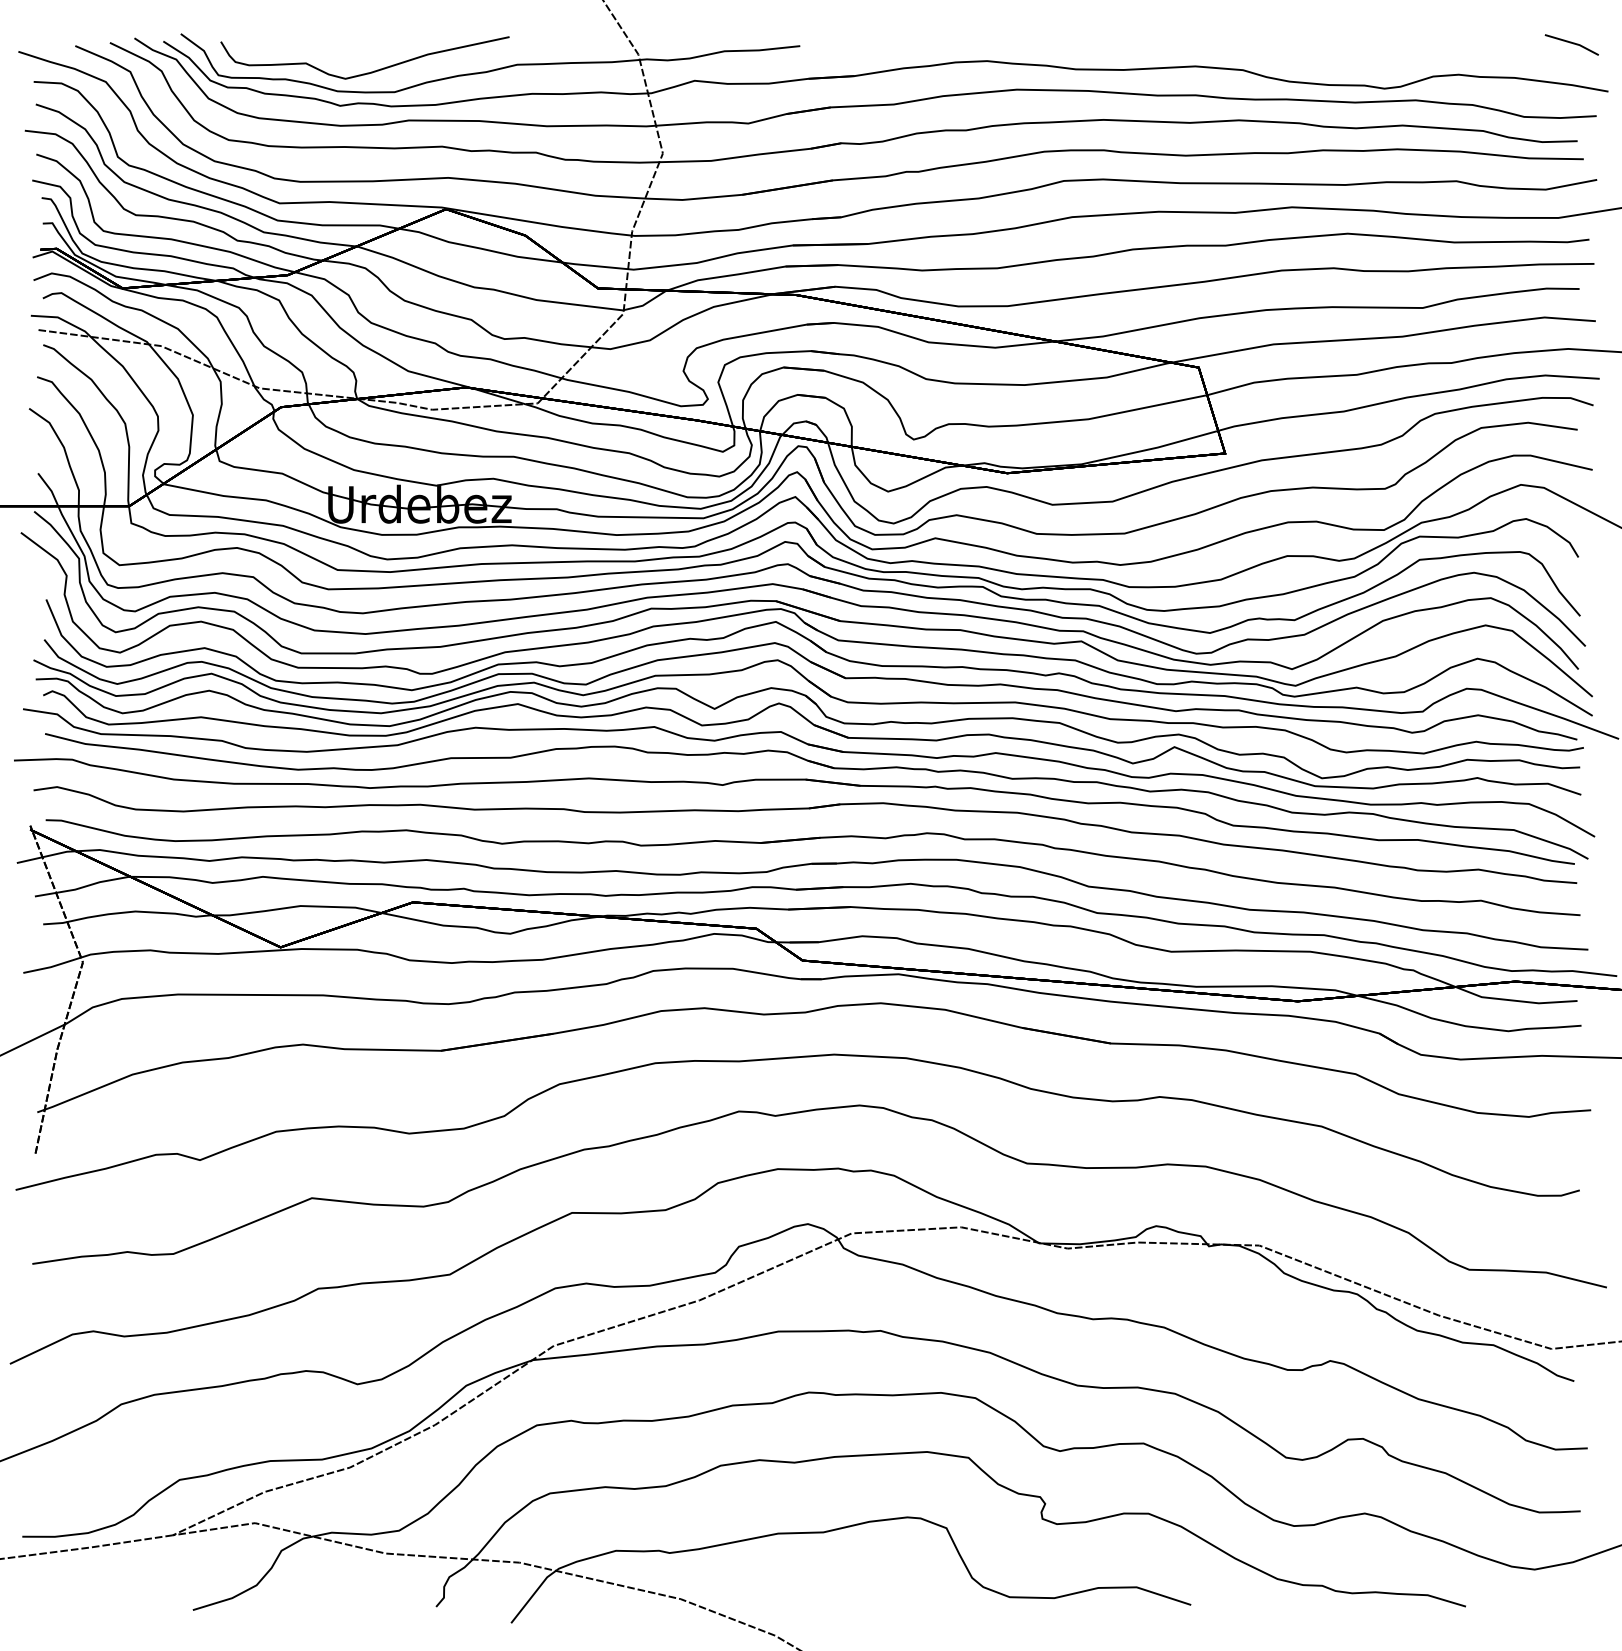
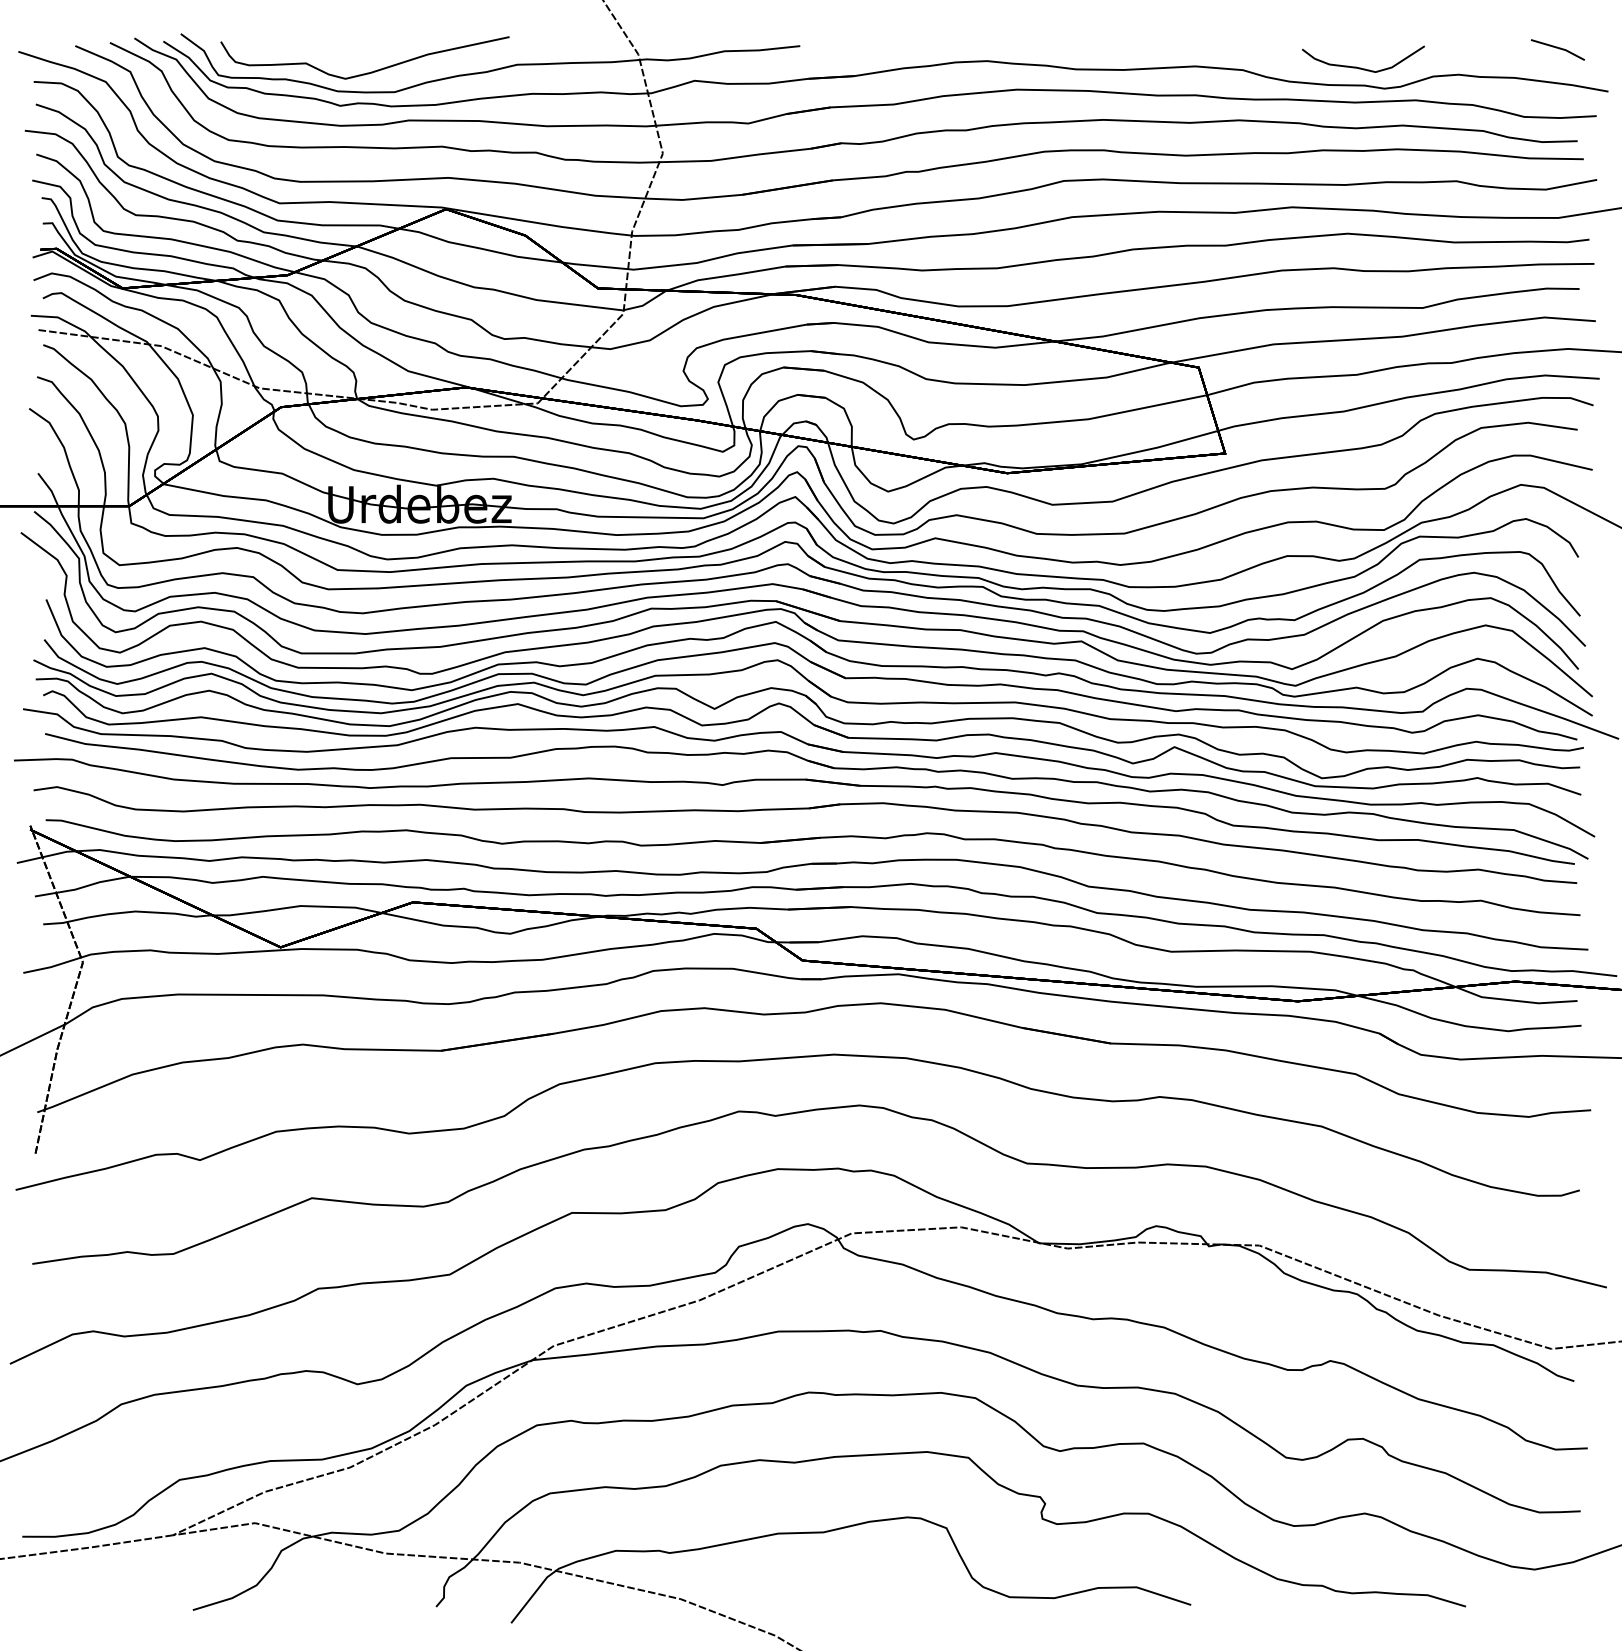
line position: (1571, 43) -> (1557, 48) (1557, 48)
curve: none -> present (1361, 67)
